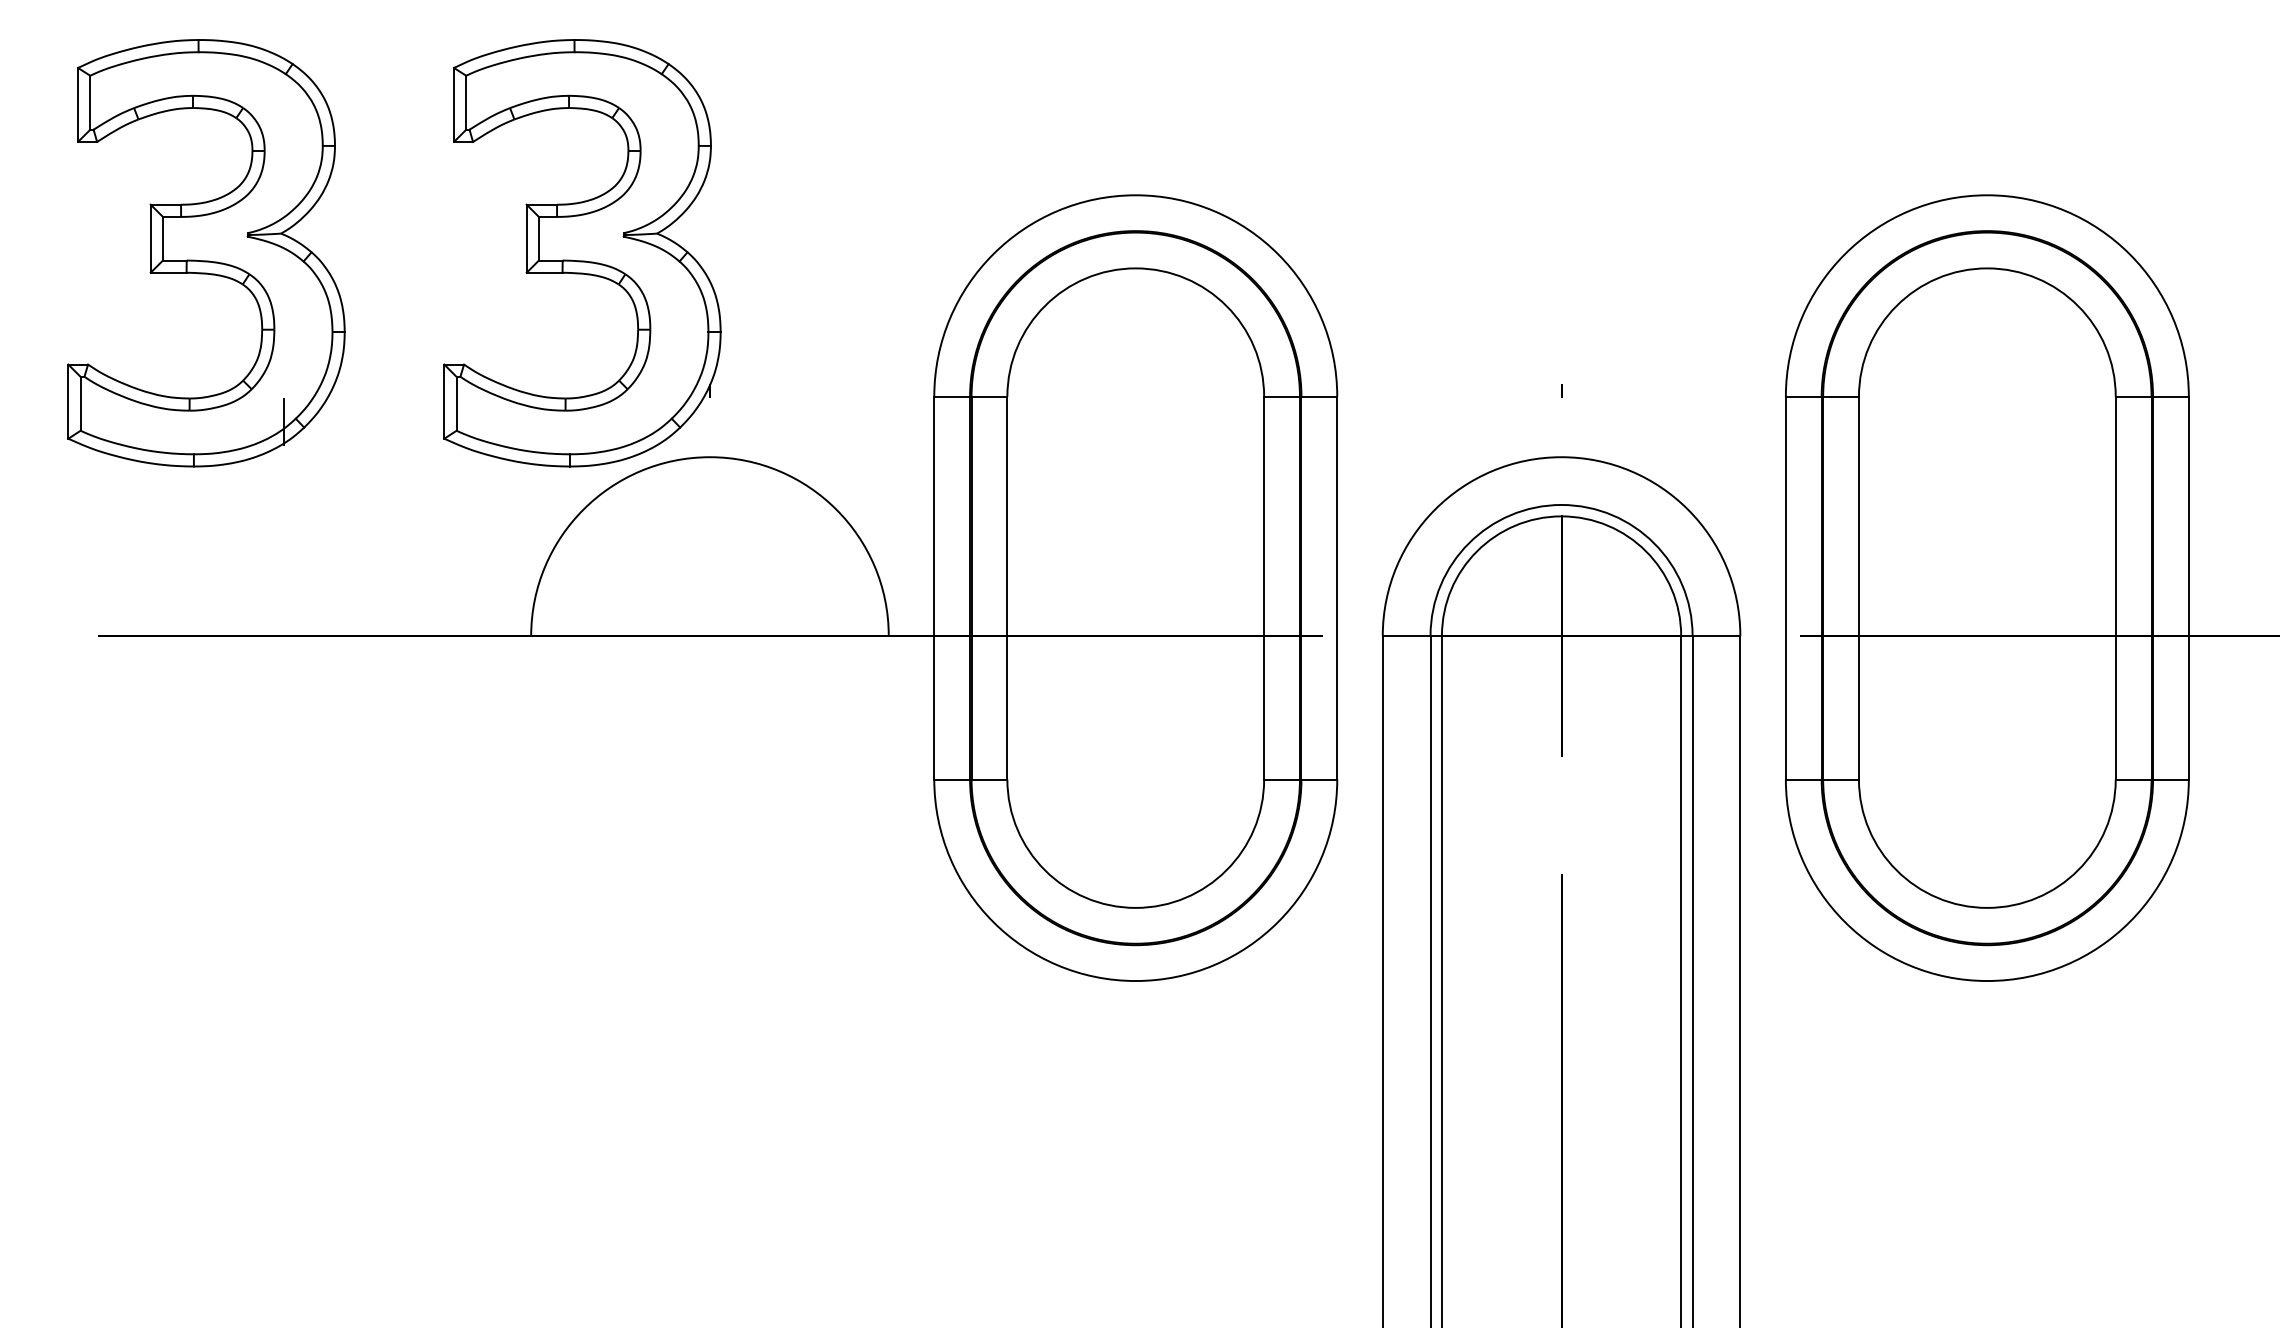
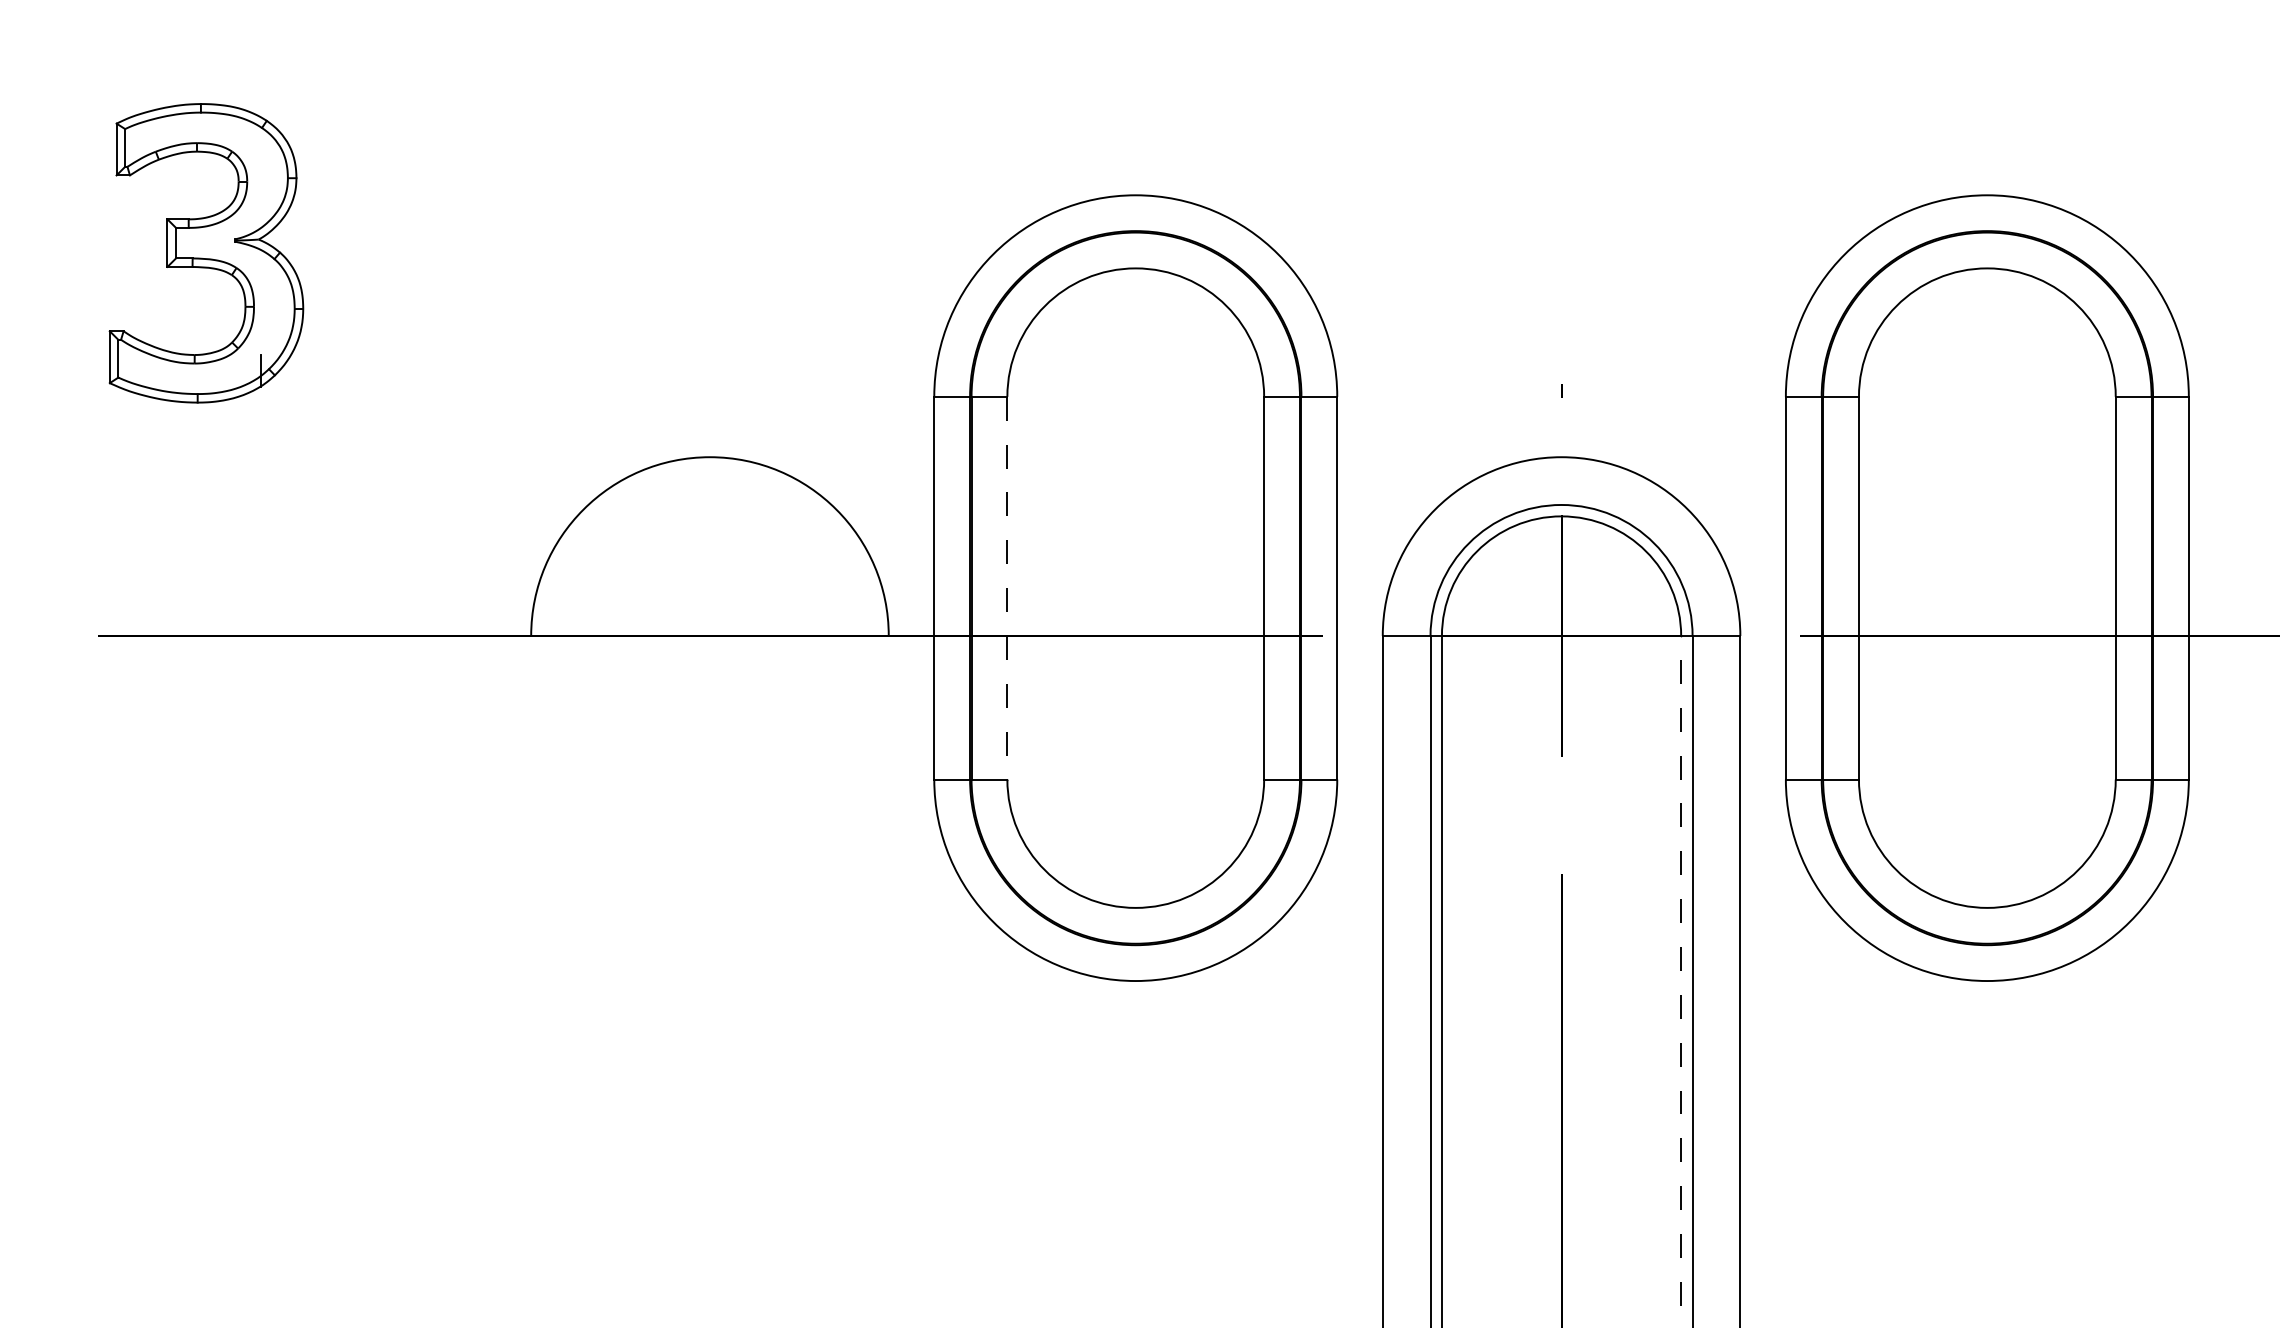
part size: 279x429 px -> 197x301 px (206, 253)
part: present -> none (582, 253)
line: solid -> dashed (1007, 588)
line: solid -> dashed (1681, 981)
